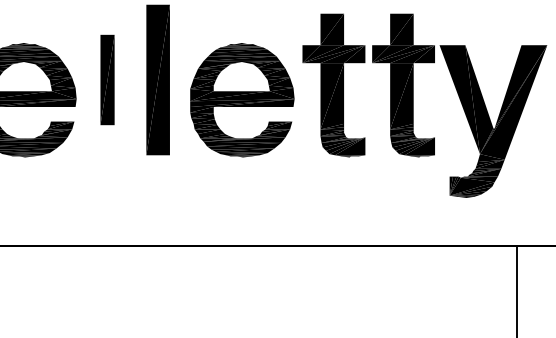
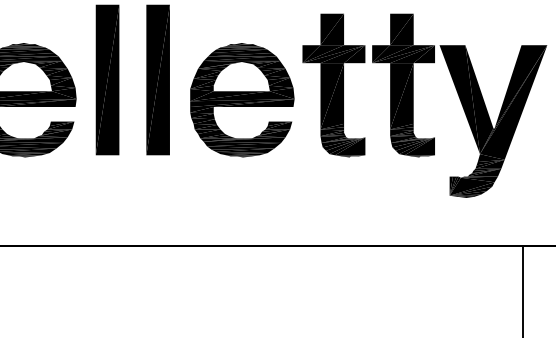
part size: 15x92 px -> 25x152 px (107, 79)
line position: (517, 289) -> (523, 289) (523, 289)
